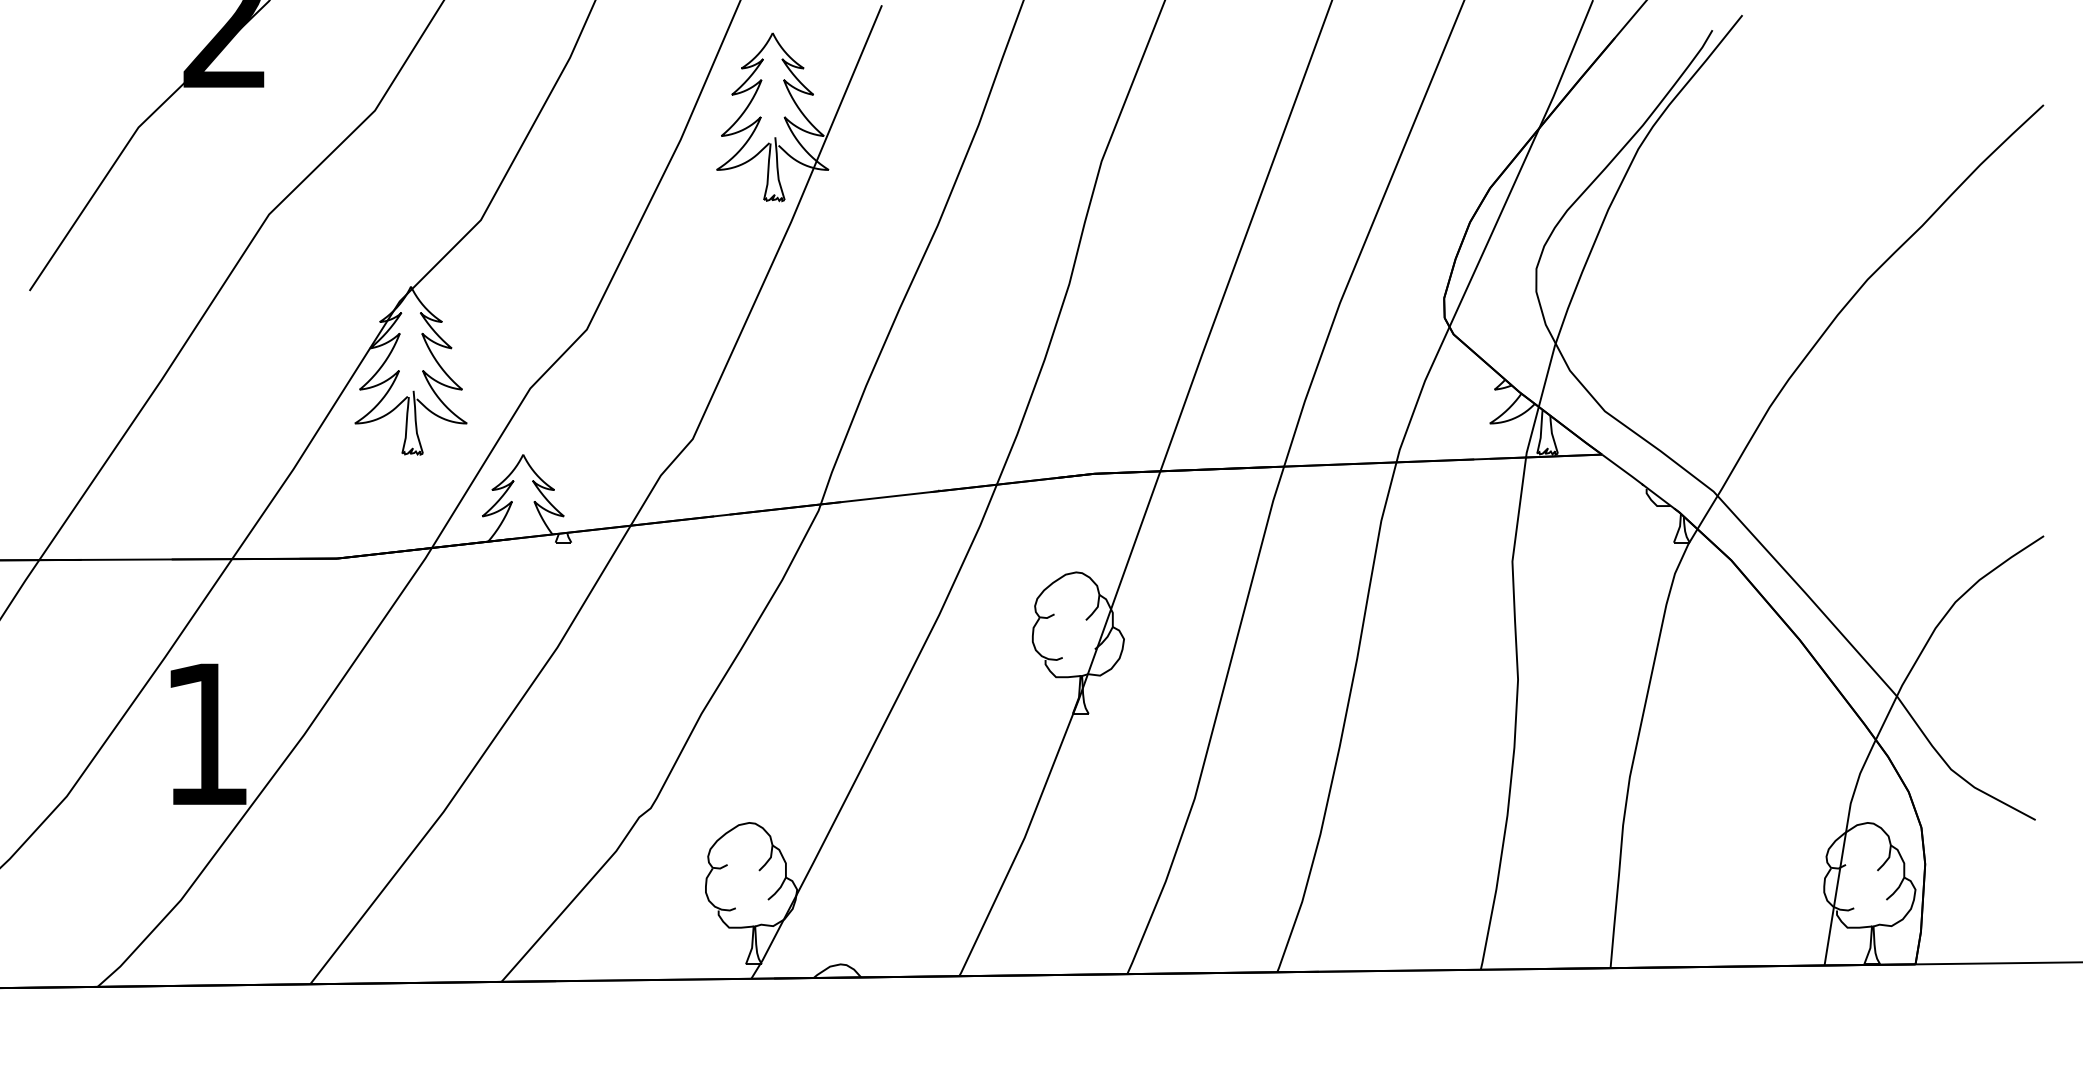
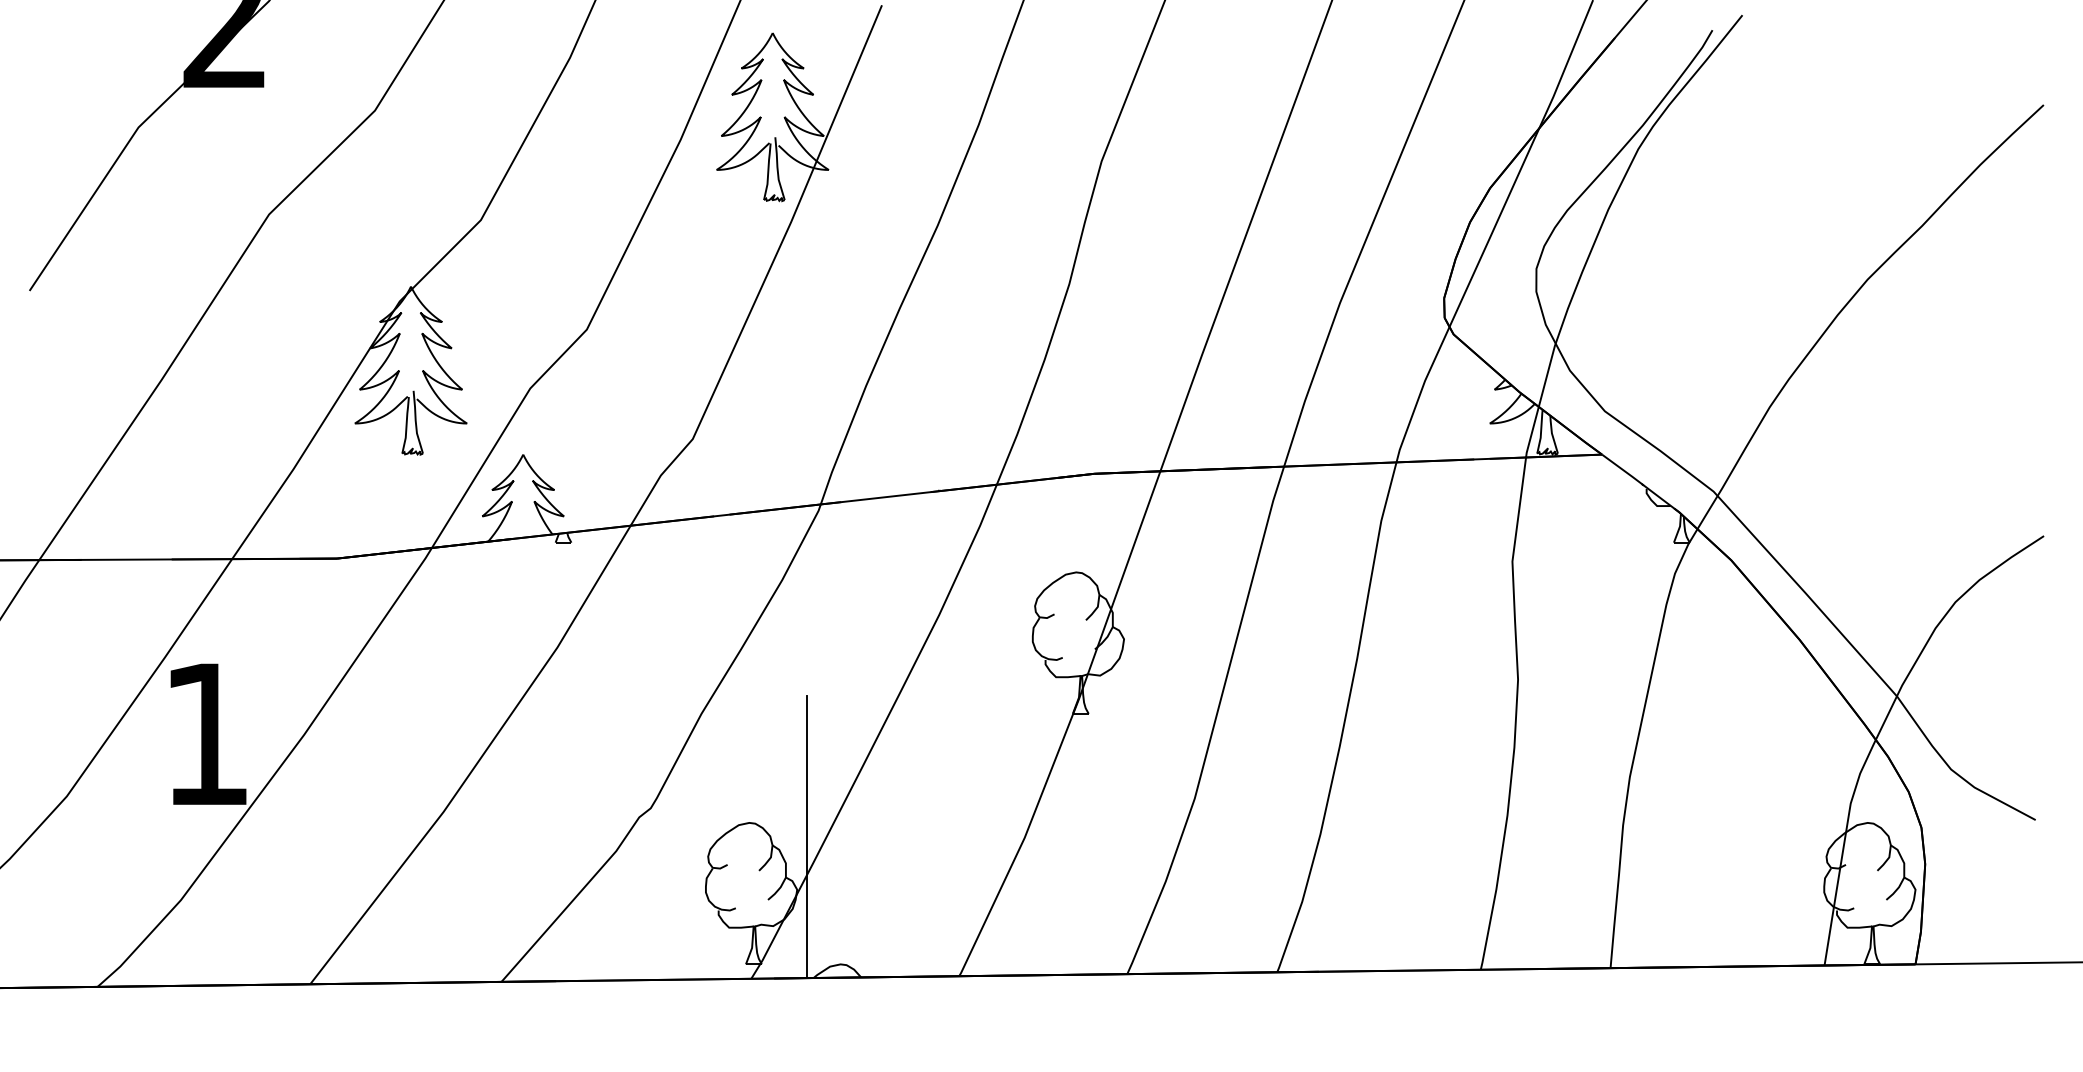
line: none -> present (806, 837)
